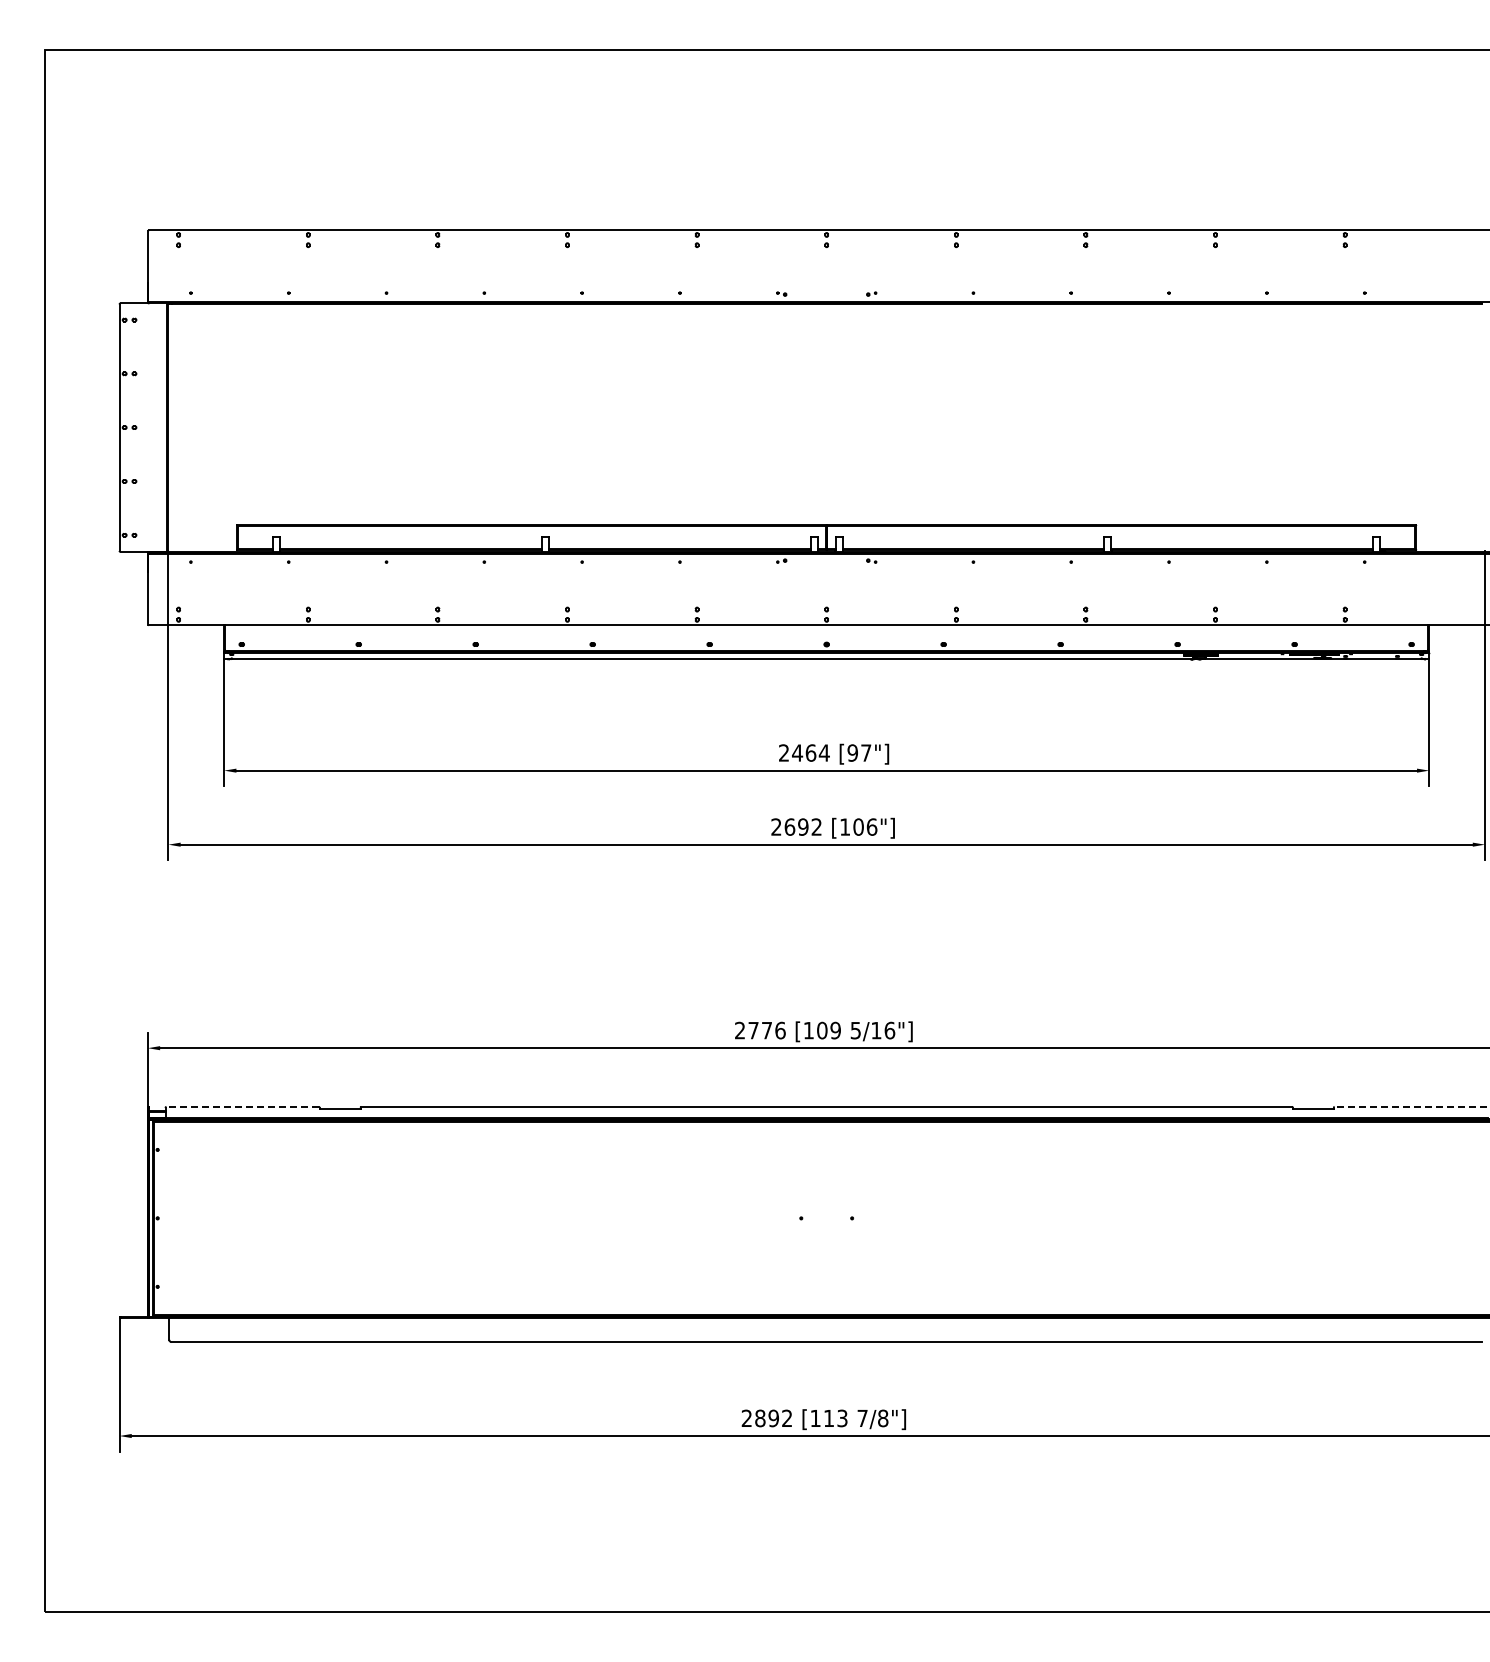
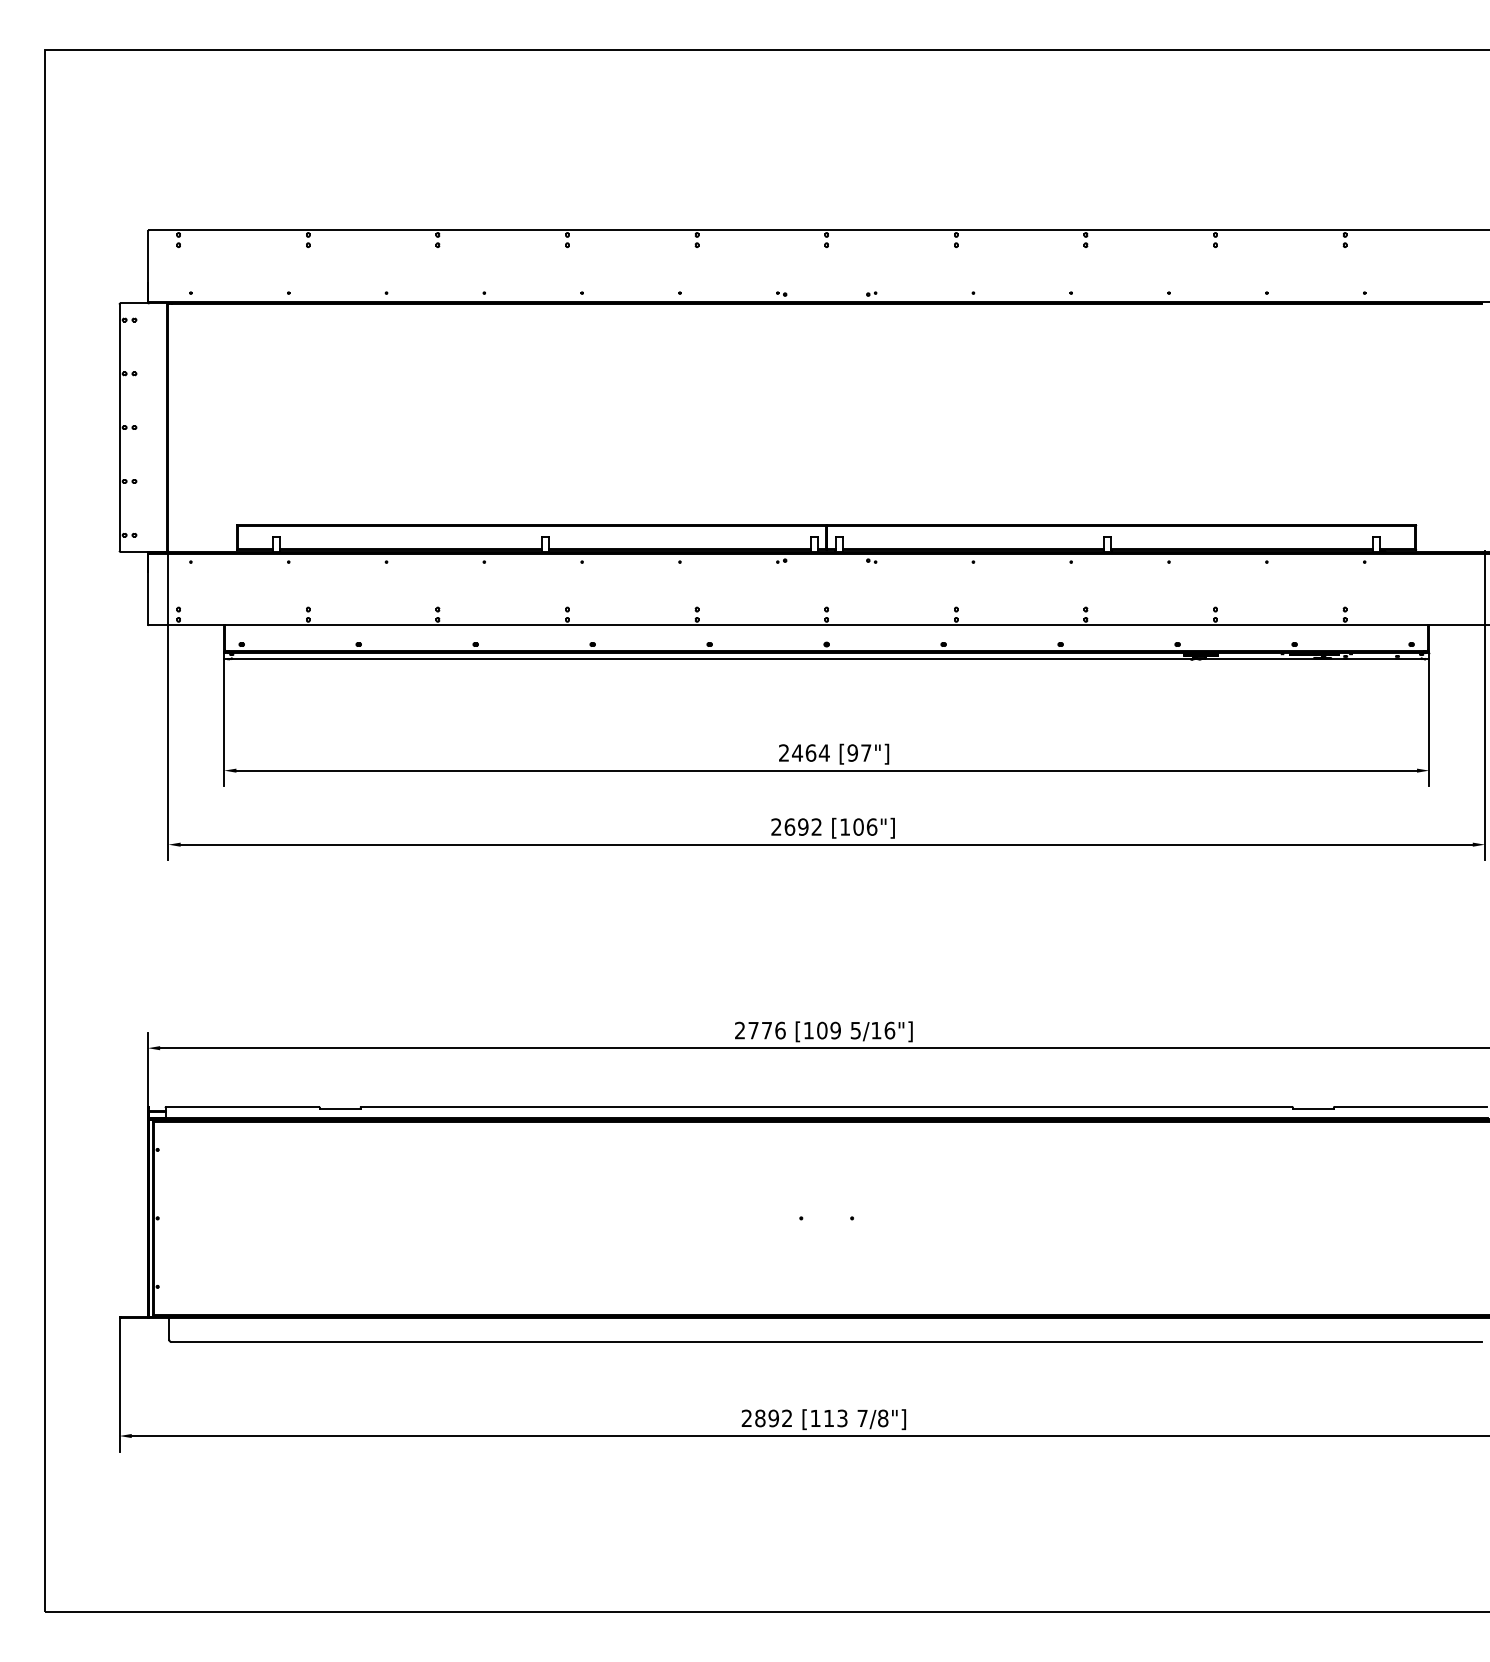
line: dashed -> solid (242, 1106)
line: dashed -> solid (1410, 1106)
